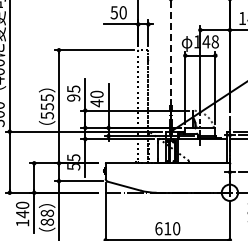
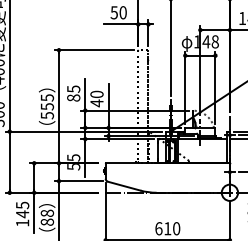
line: dashed -> solid (170, 48)
text: 95 -> 85 (73, 97)
text: 140 -> 145 (22, 205)
